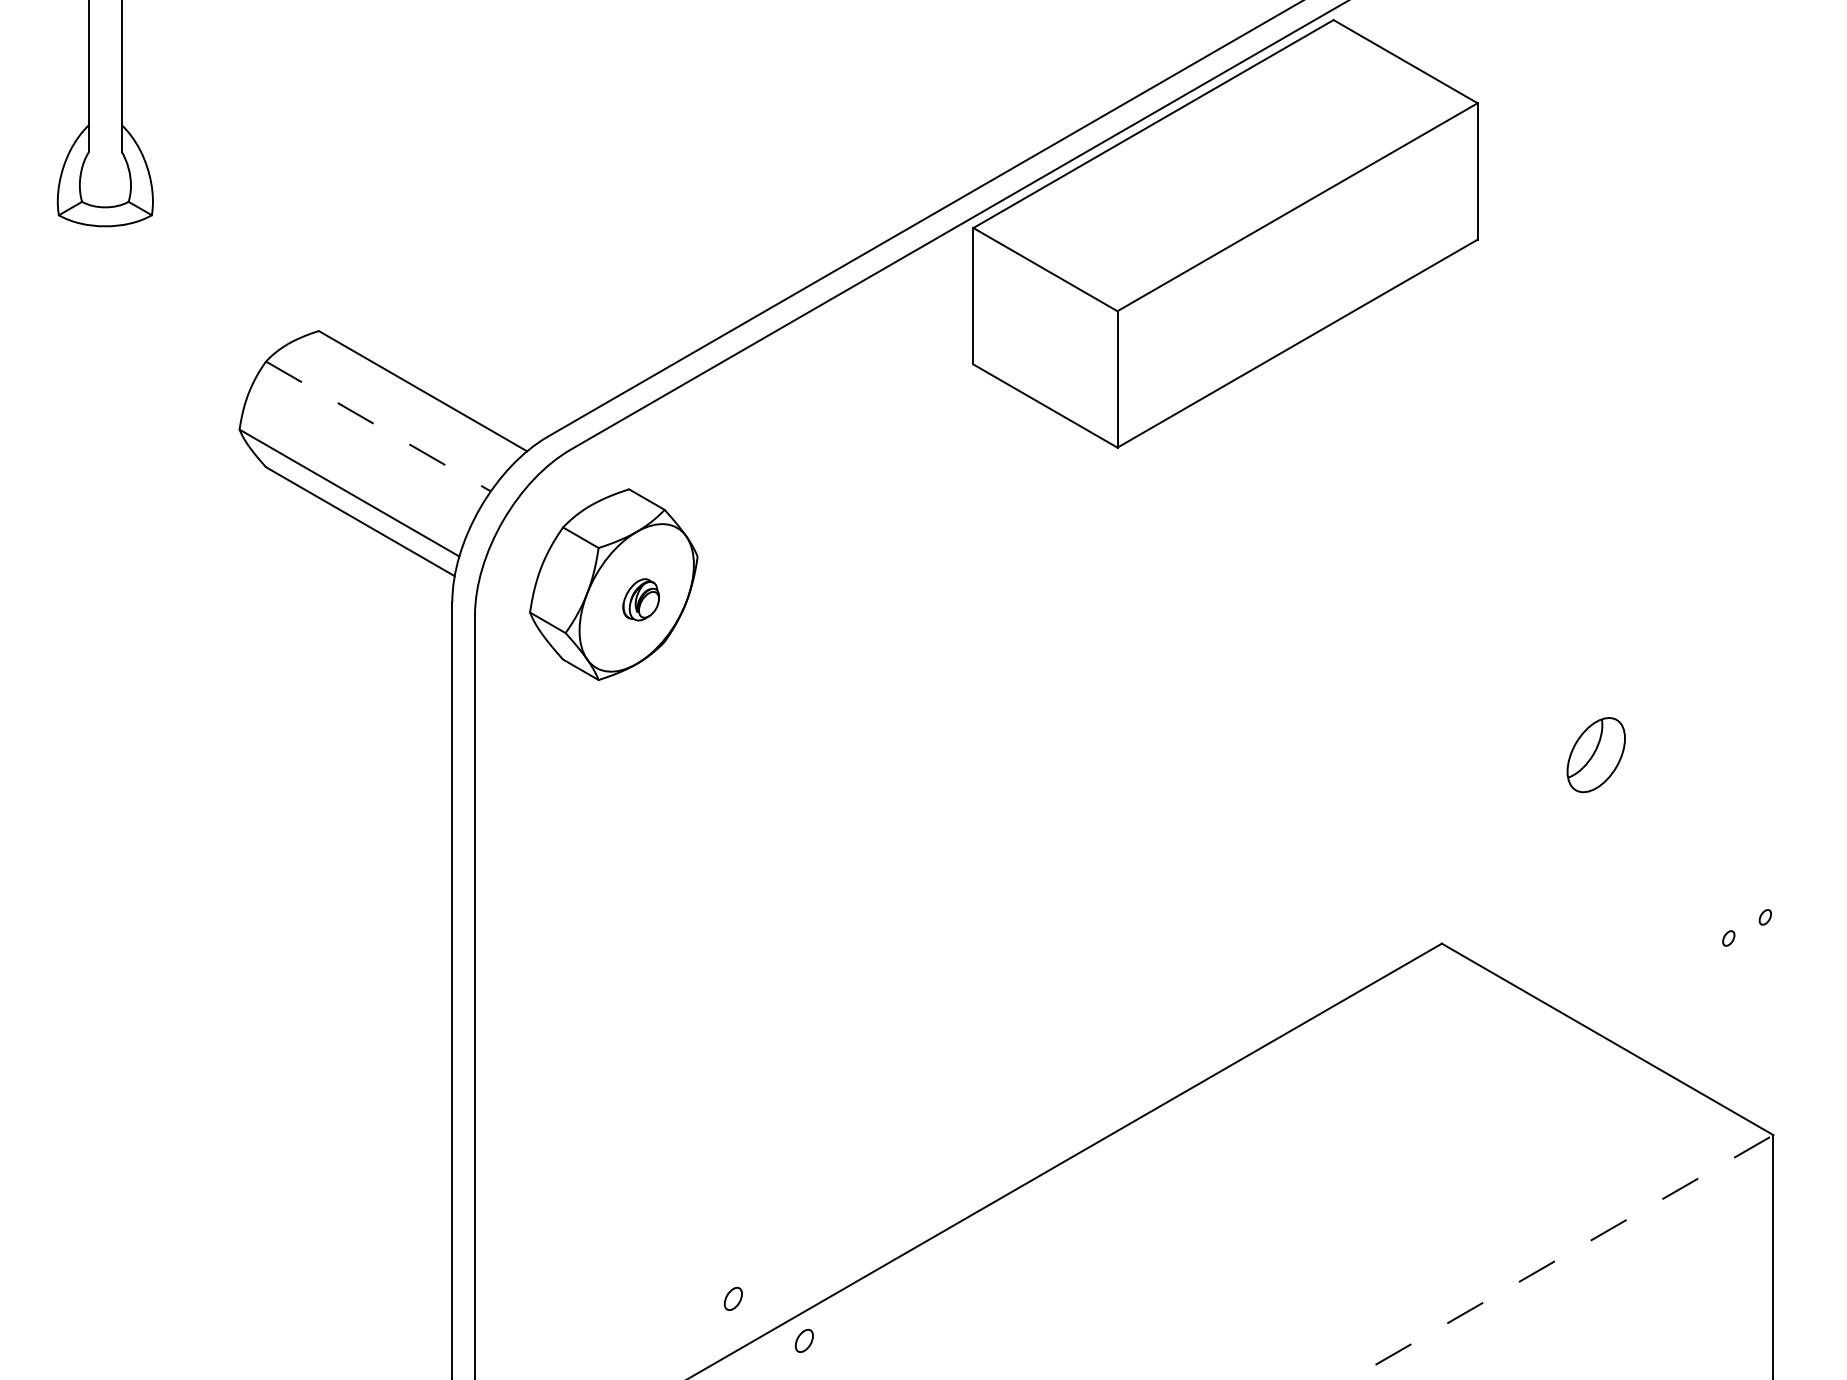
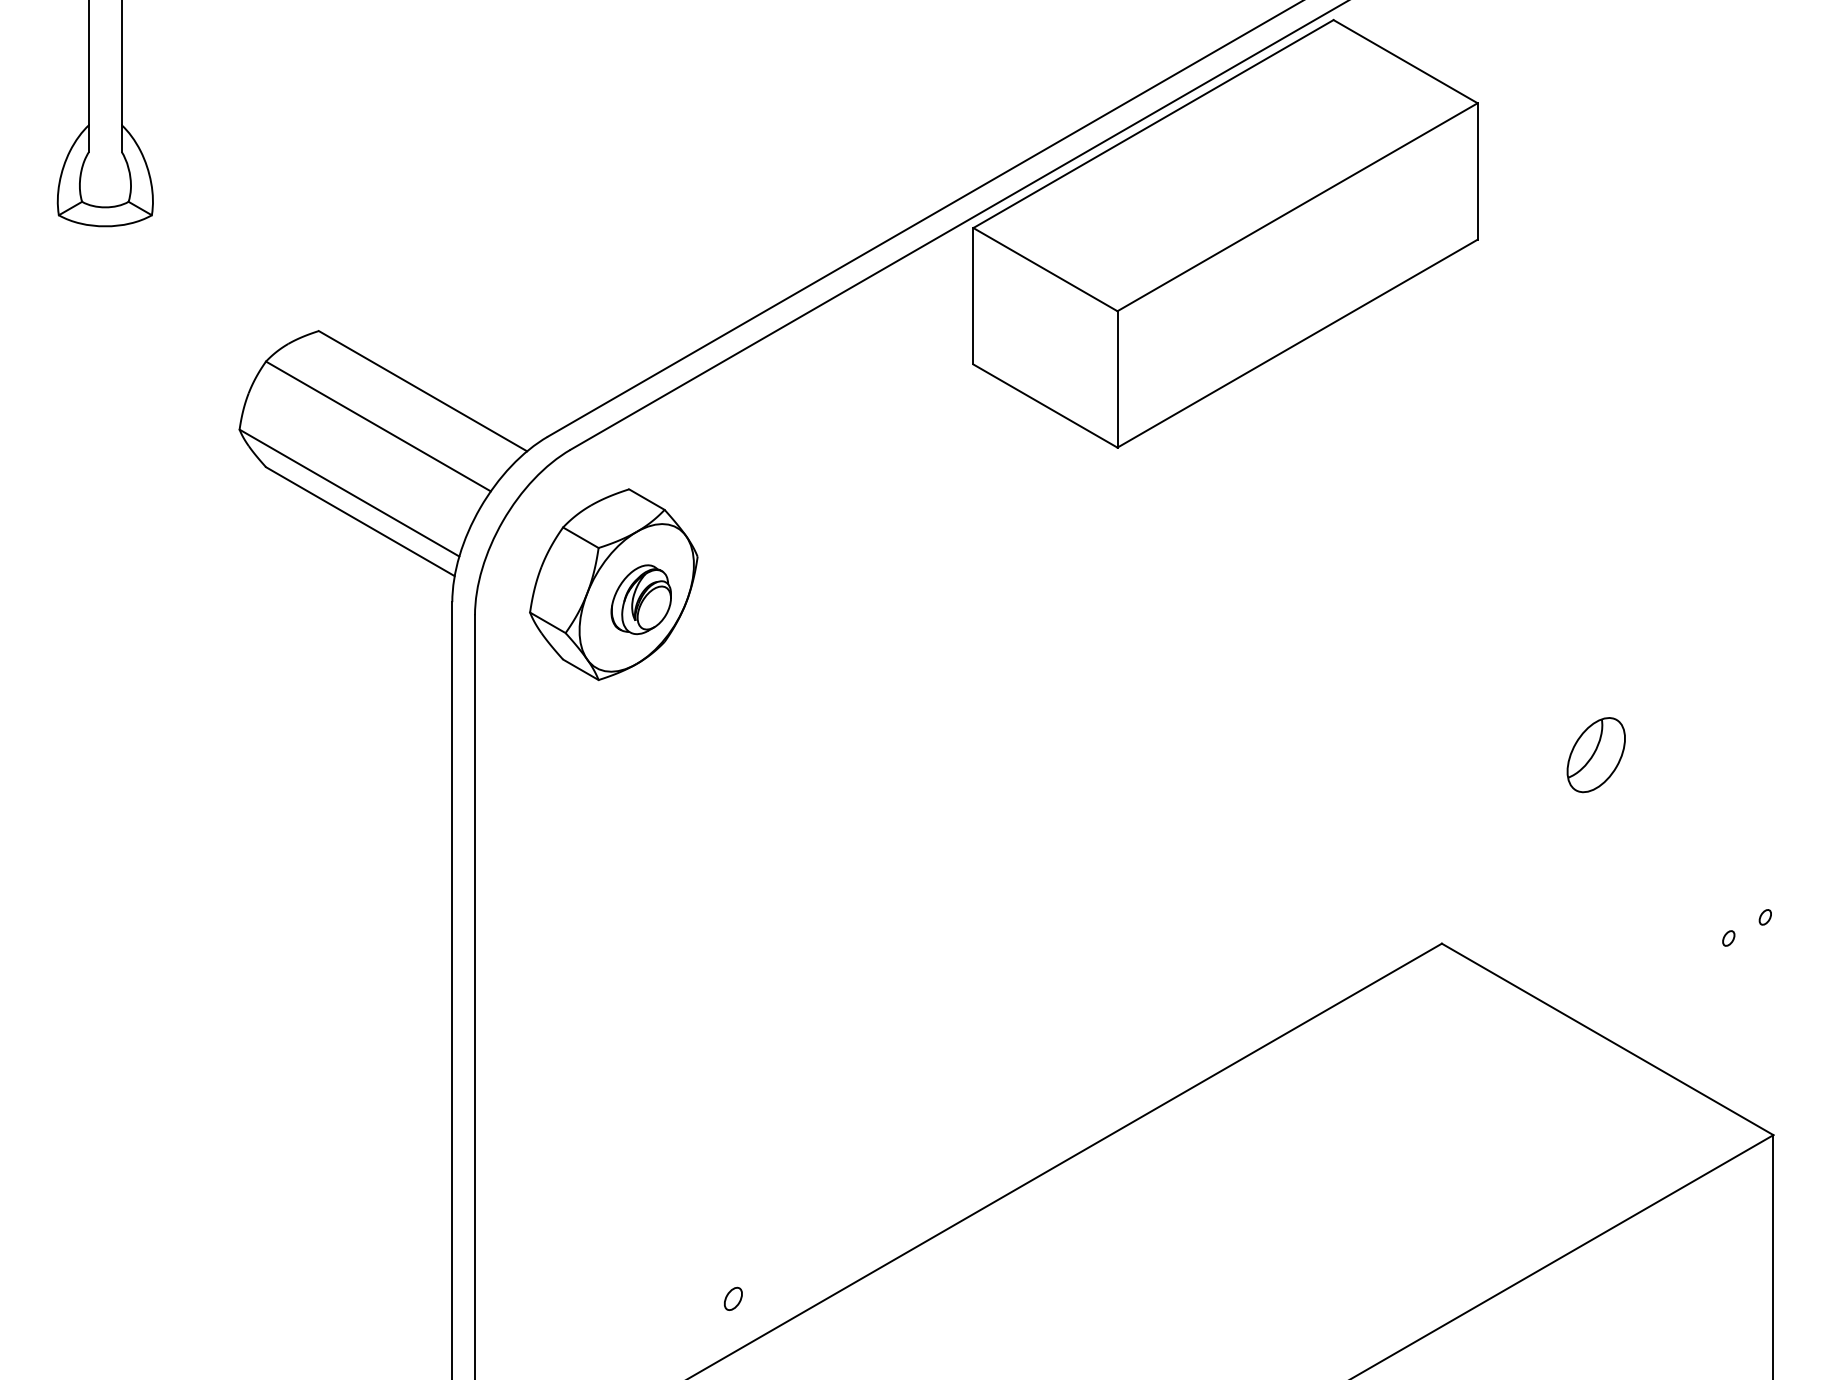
line: dashed -> solid (378, 426)
part size: 38x44 px -> 62x72 px (640, 599)
line: dashed -> solid (1561, 1257)
part: present -> none (804, 1340)
